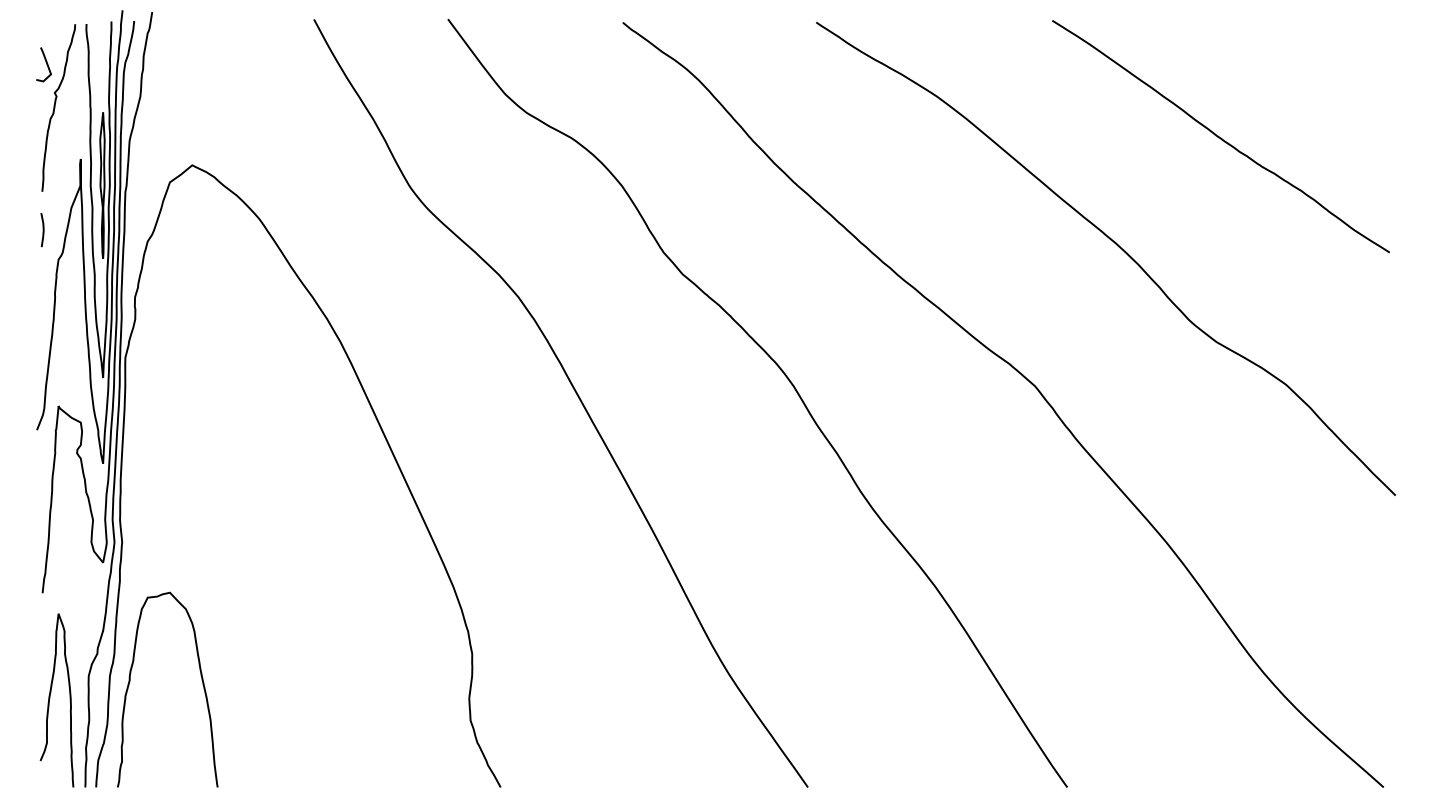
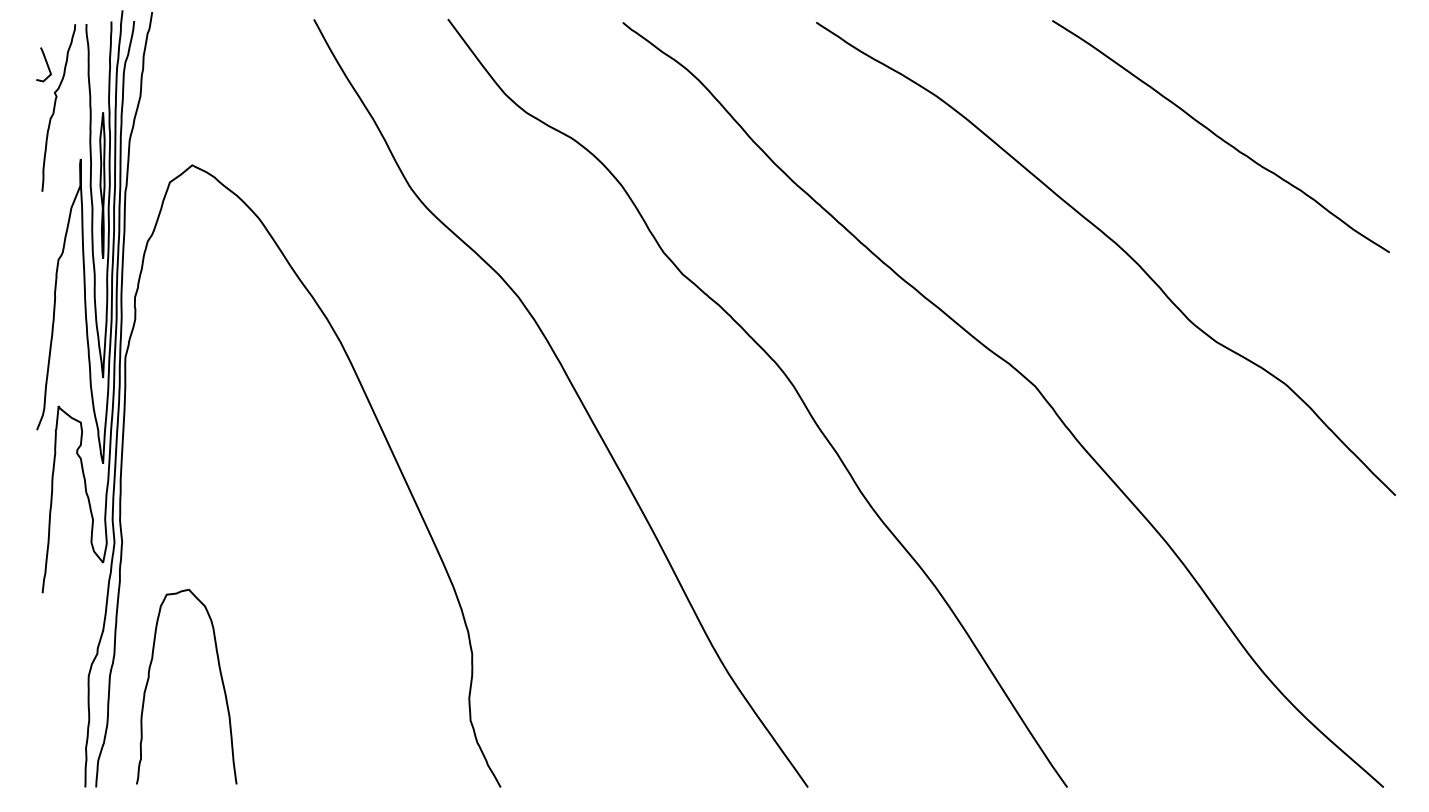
line: present -> none (42, 230)
curve position: (201, 680) -> (220, 677) (220, 677)
curve: present -> none (50, 698)
